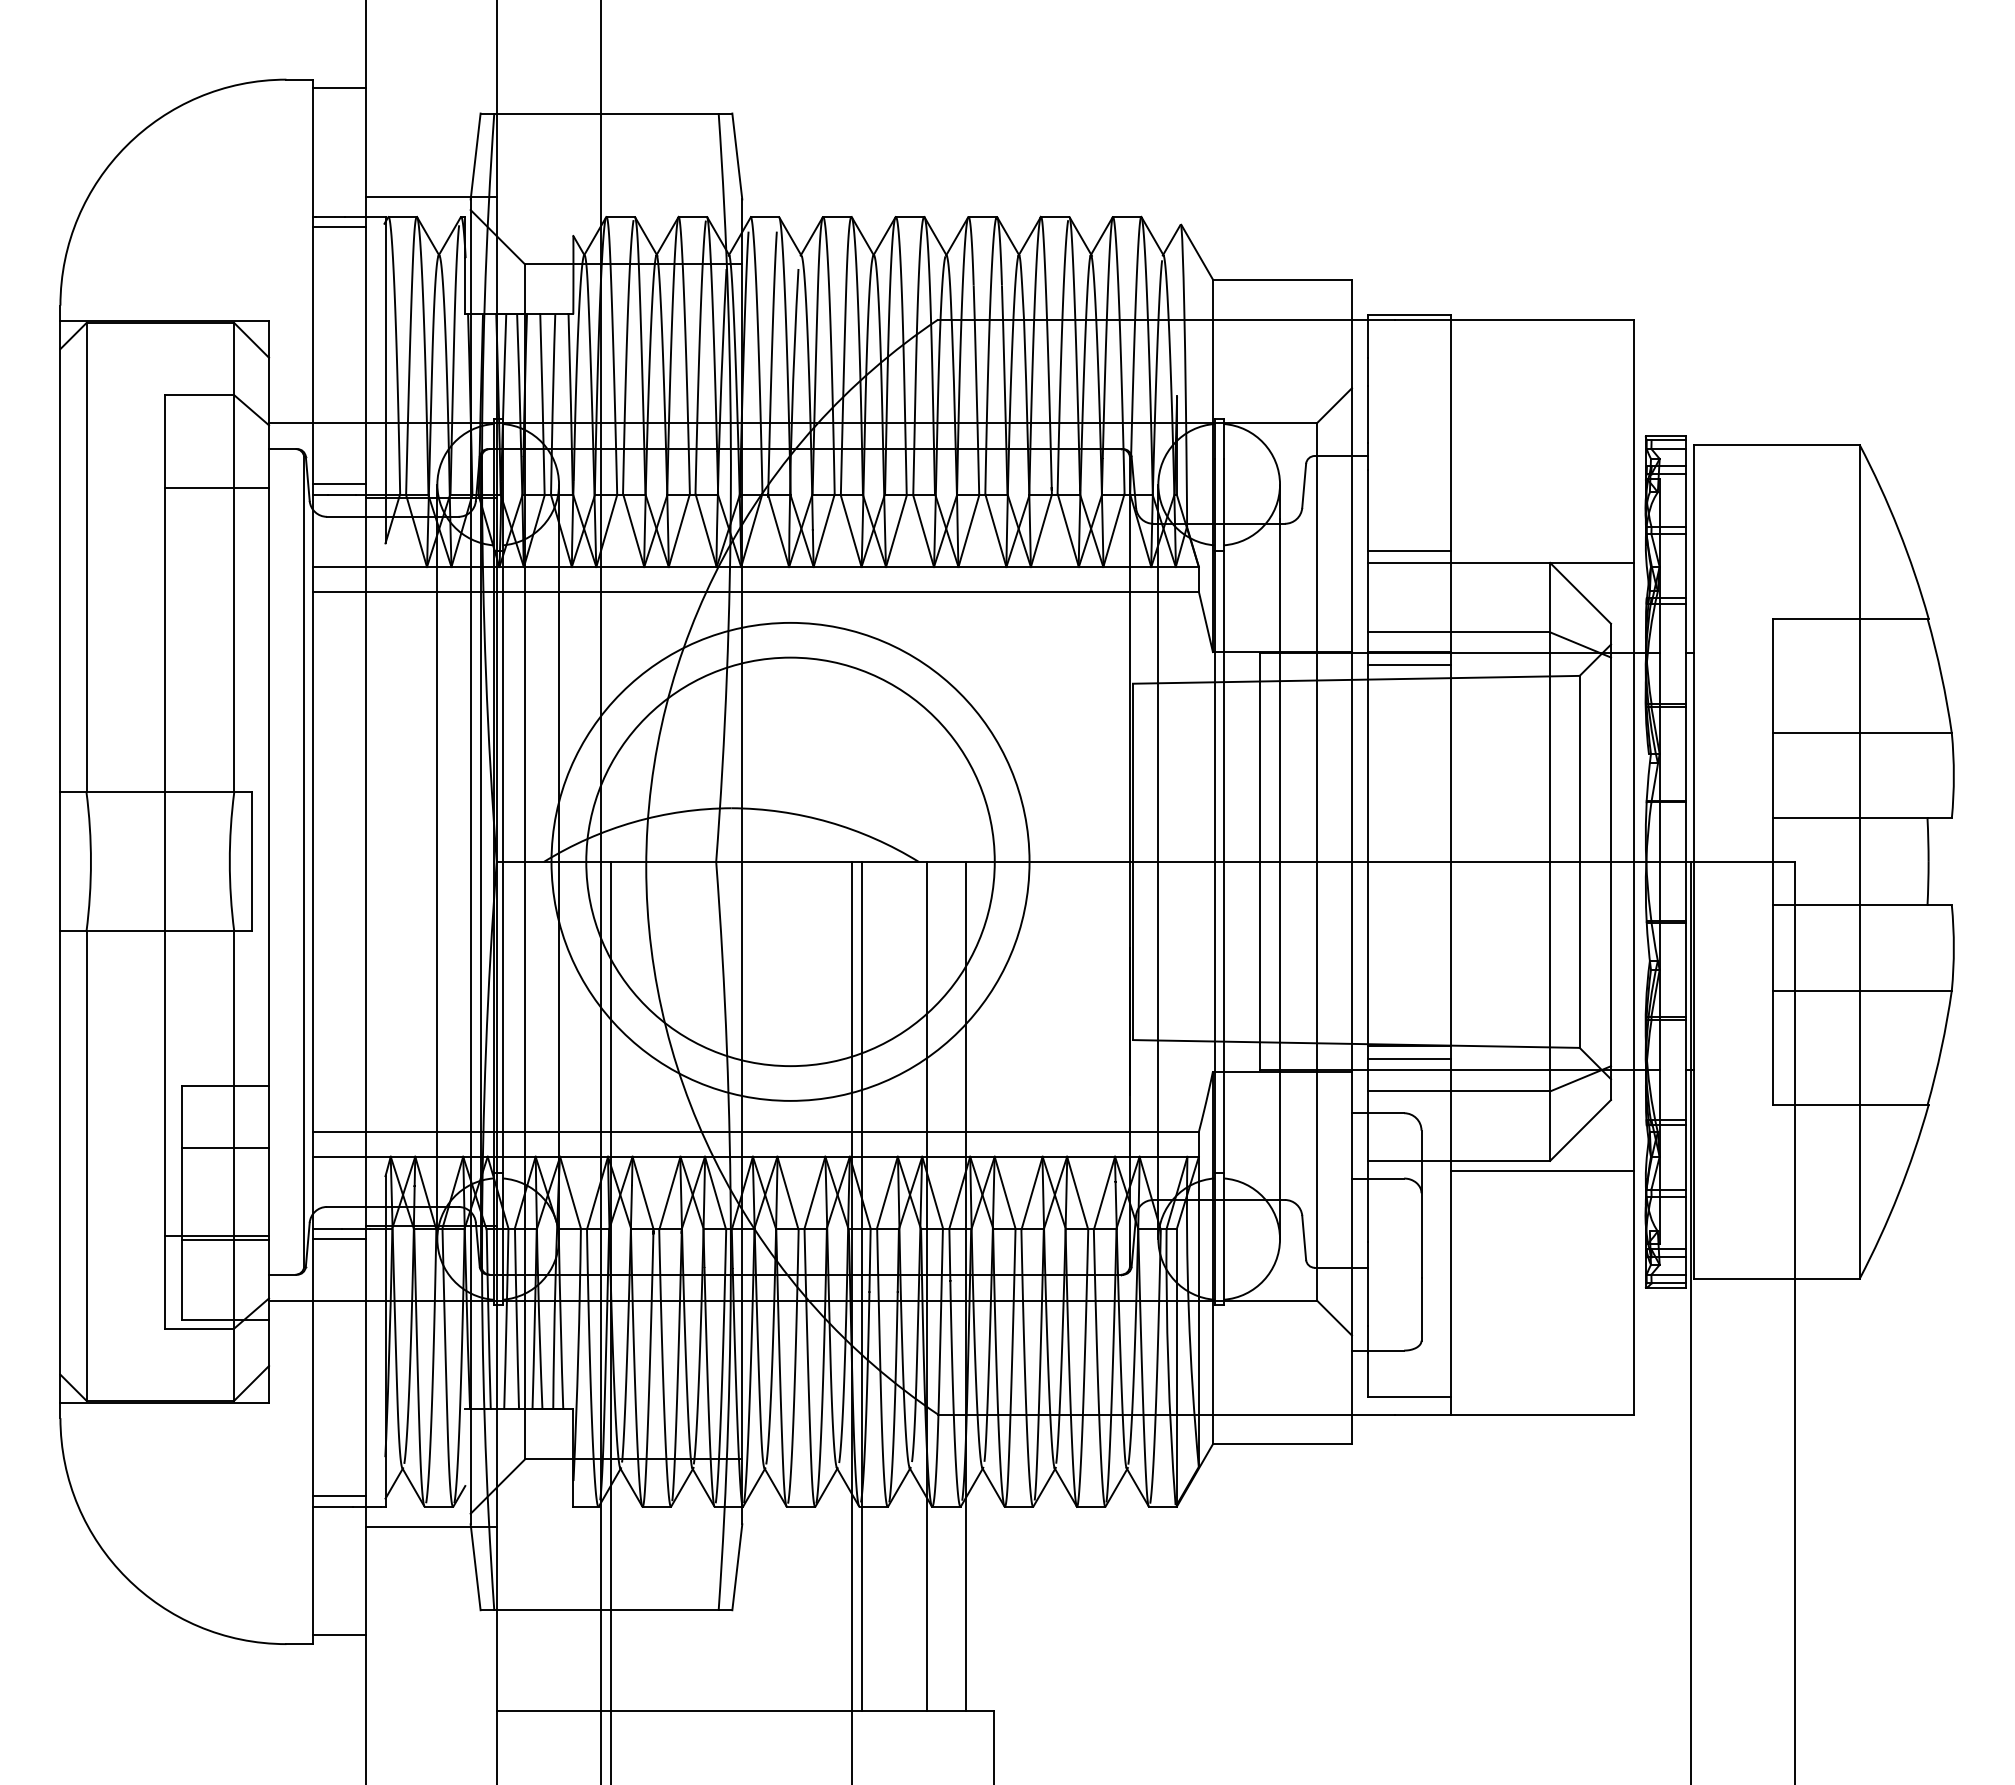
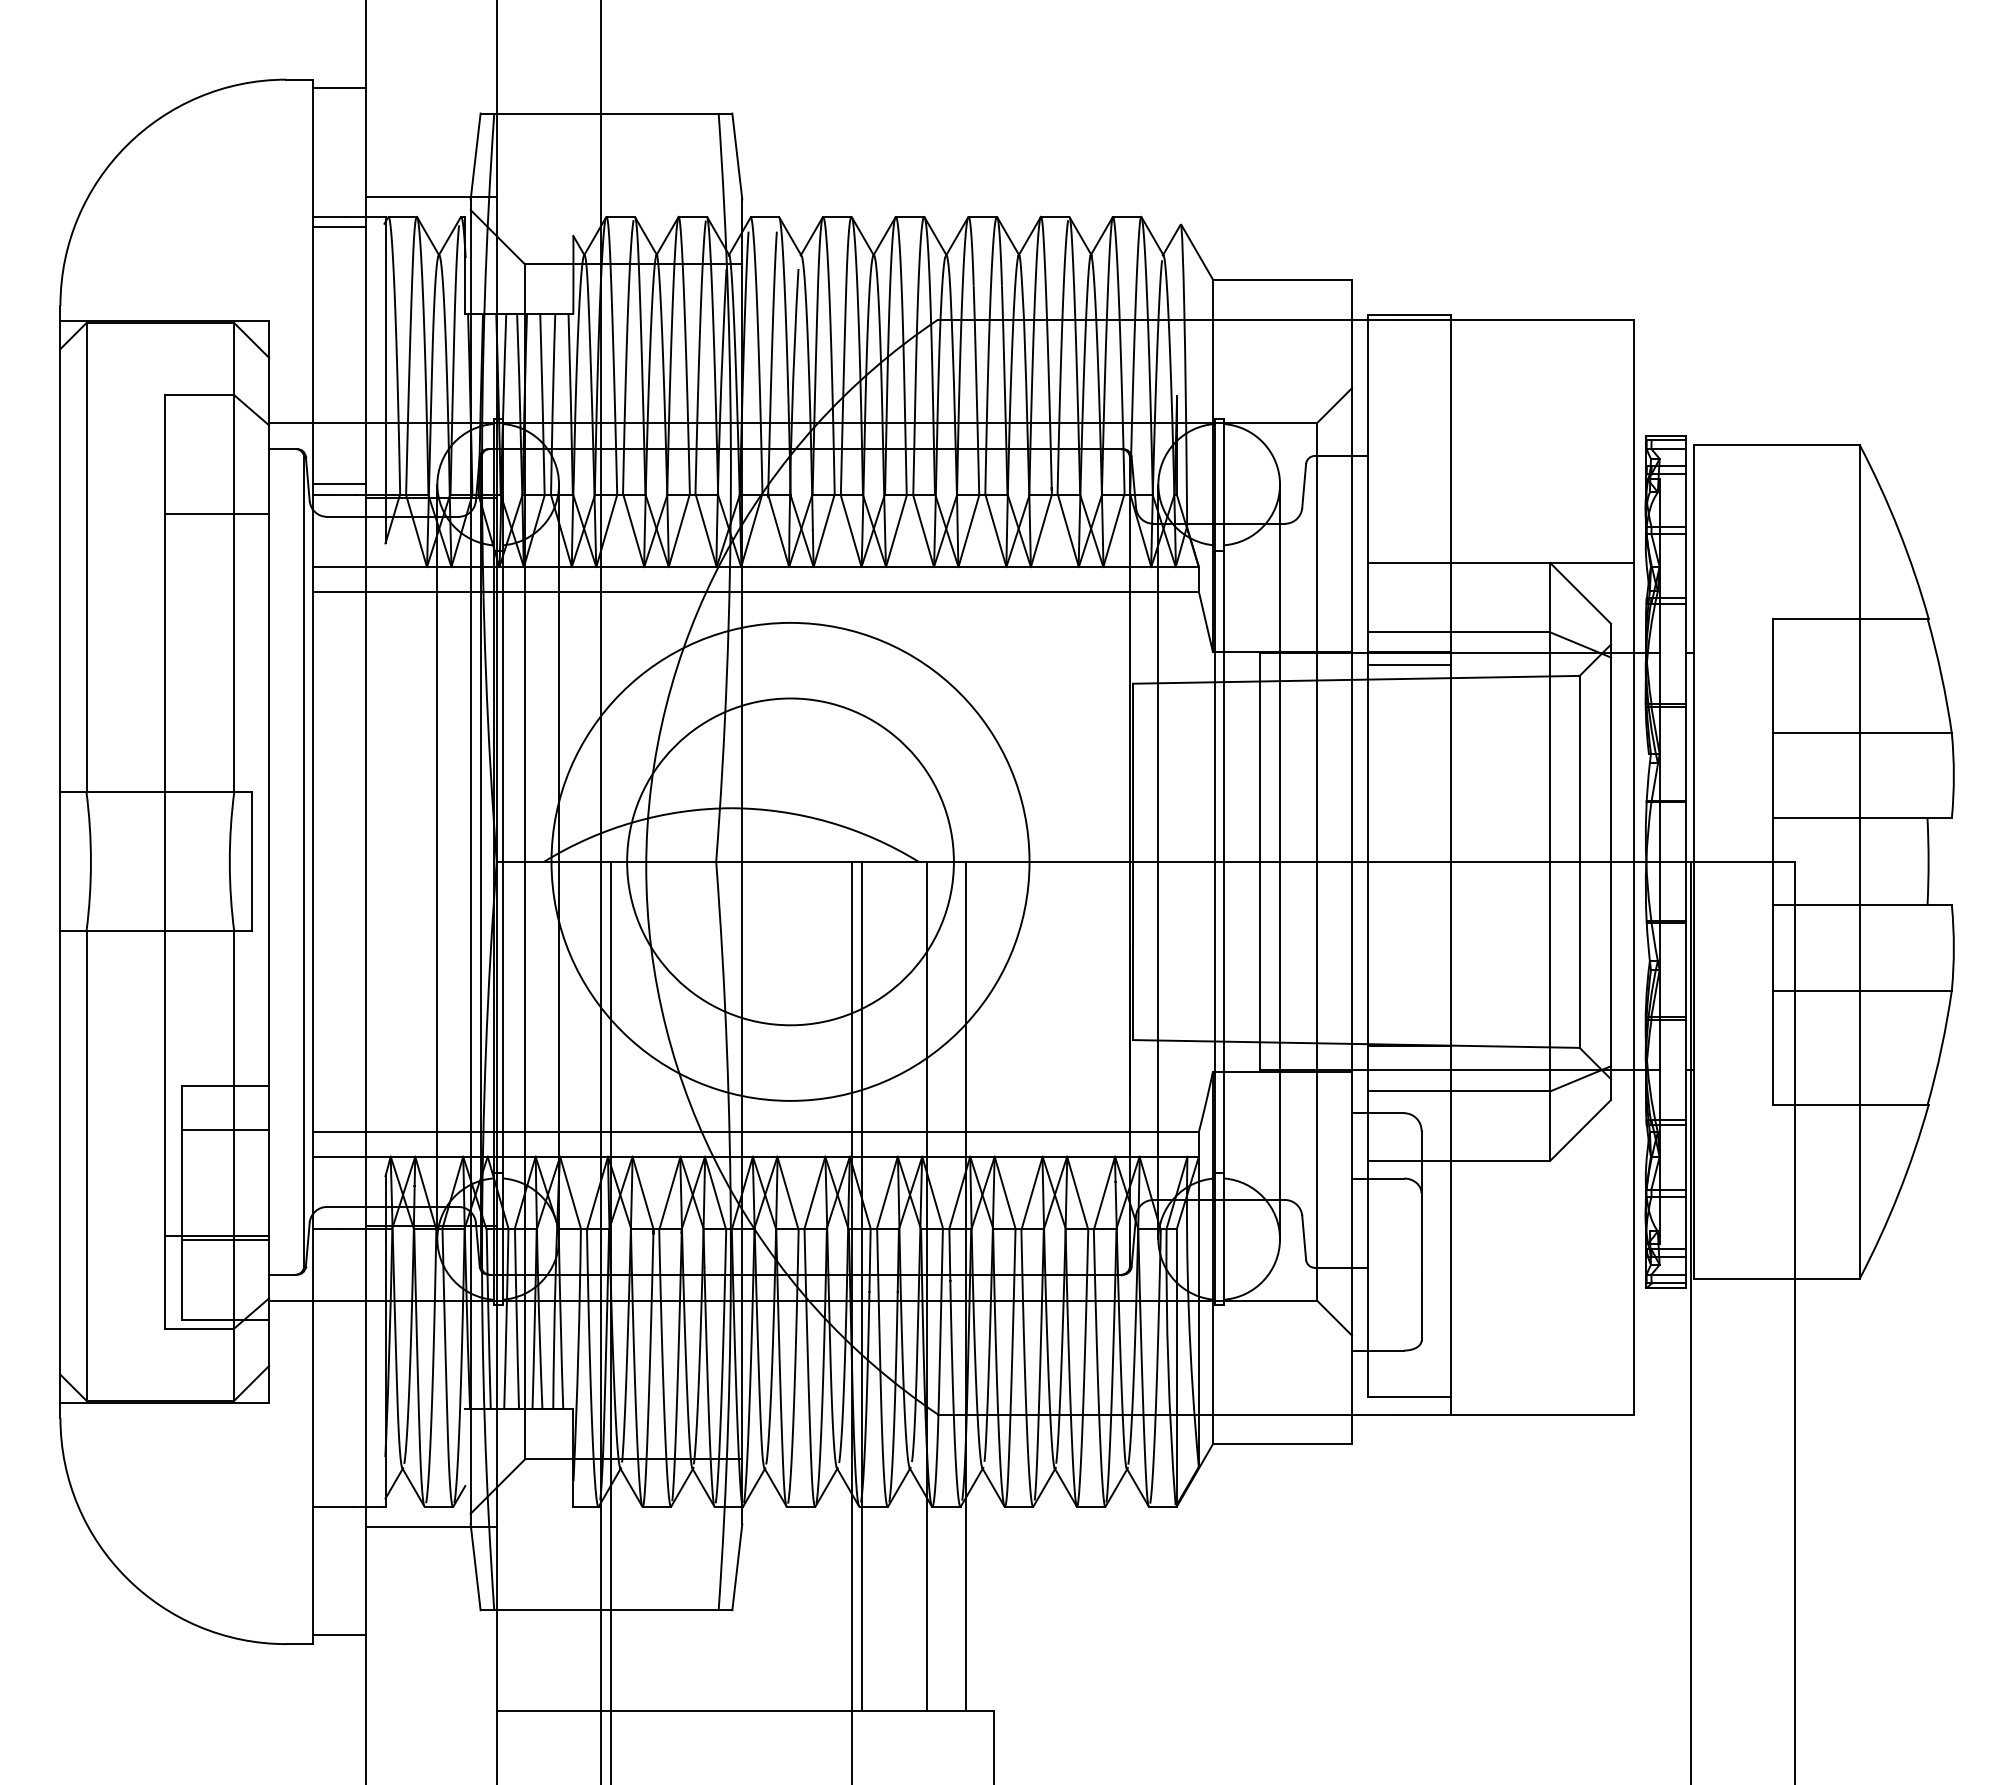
line position: (216, 487) -> (216, 513) (216, 513)
line: present -> none (1409, 550)
circle diameter: 408 px -> 327 px (790, 861)
line: present -> none (1409, 1059)
line position: (225, 1148) -> (225, 1130) (225, 1130)
line: present -> none (1542, 1171)
line: present -> none (339, 1239)
line: present -> none (339, 1496)
